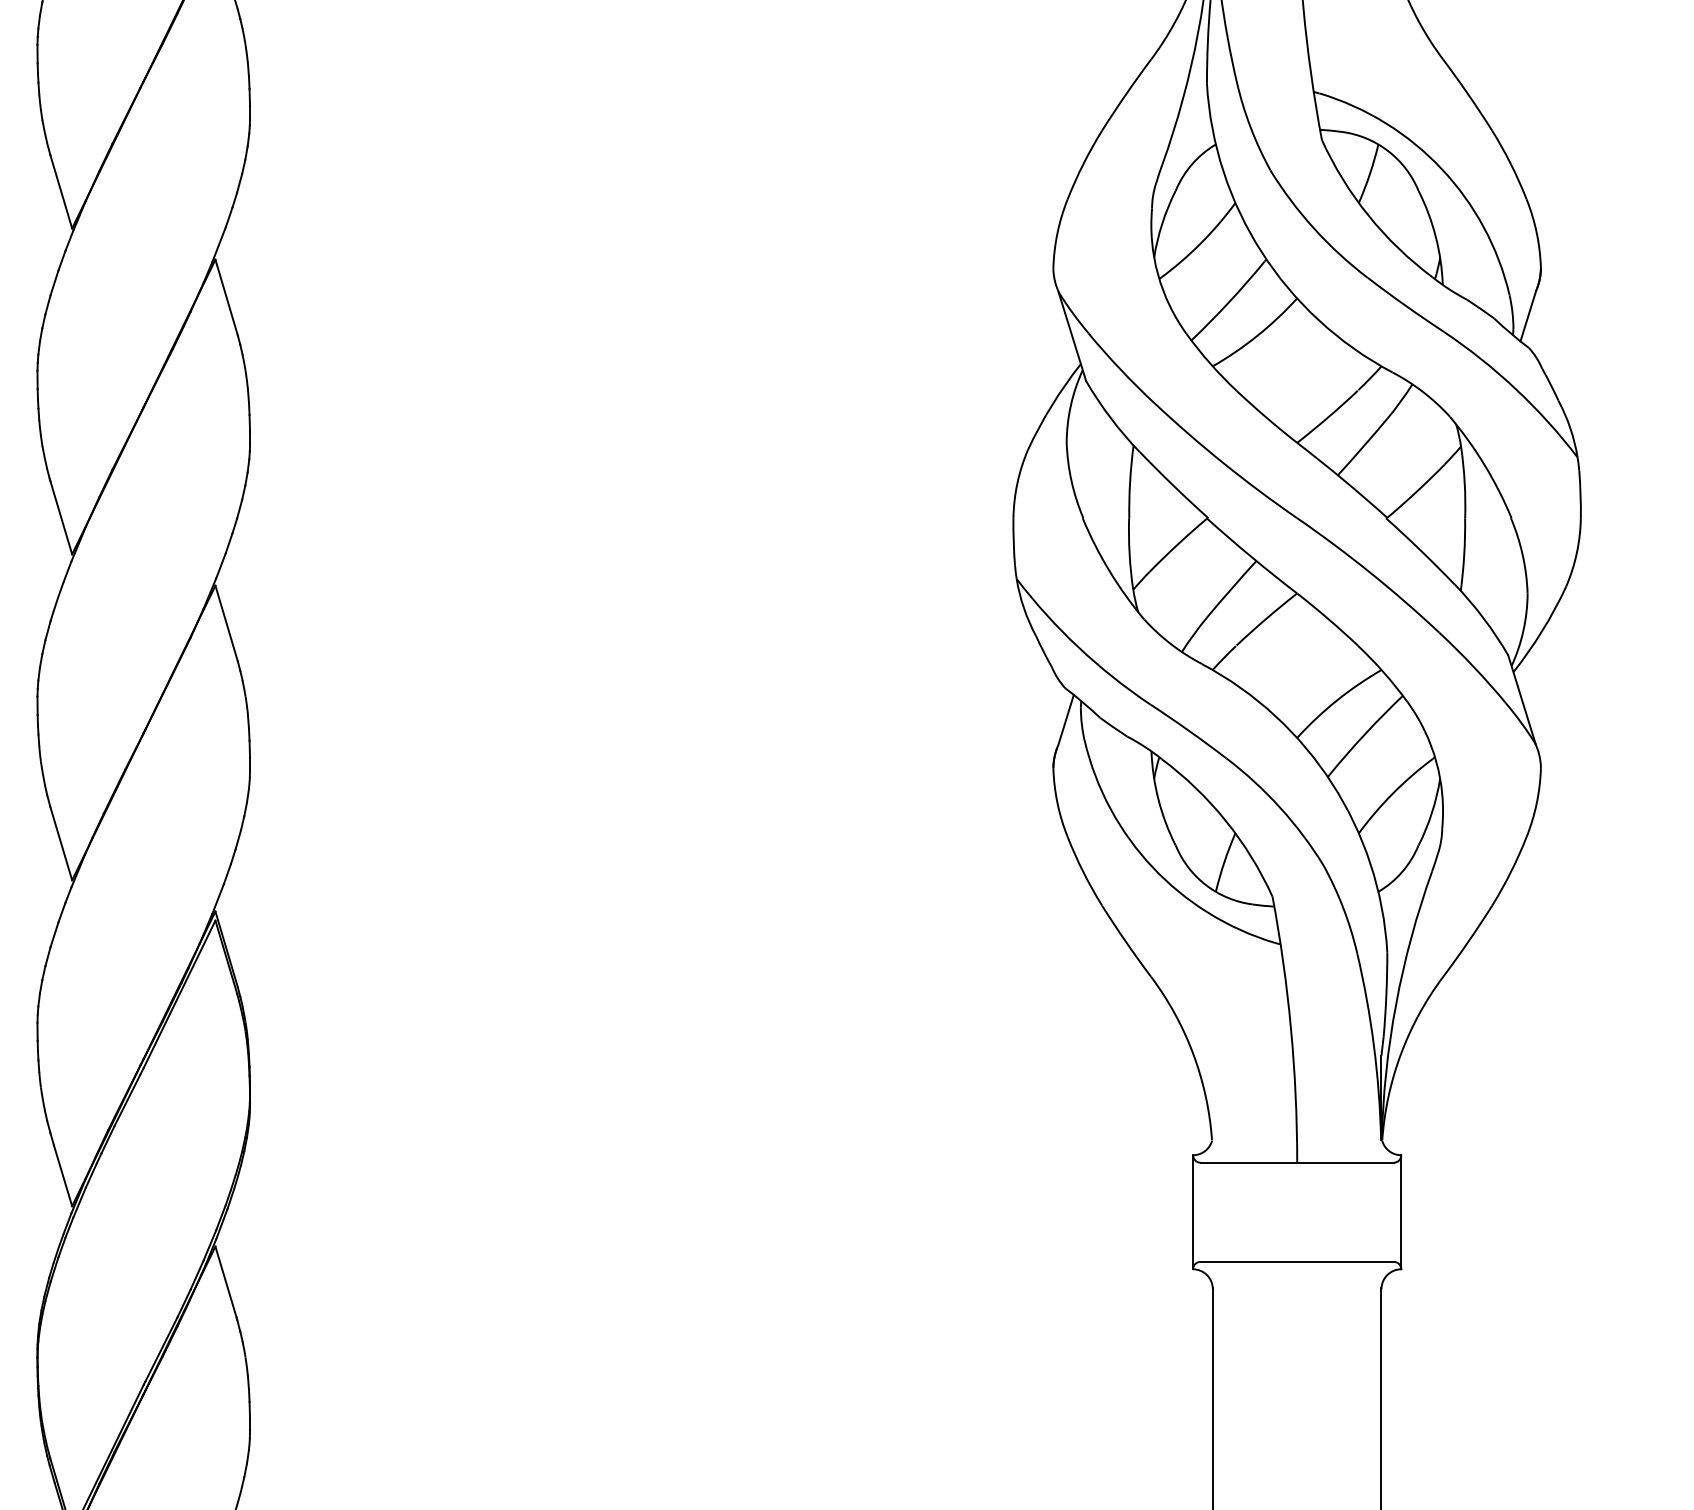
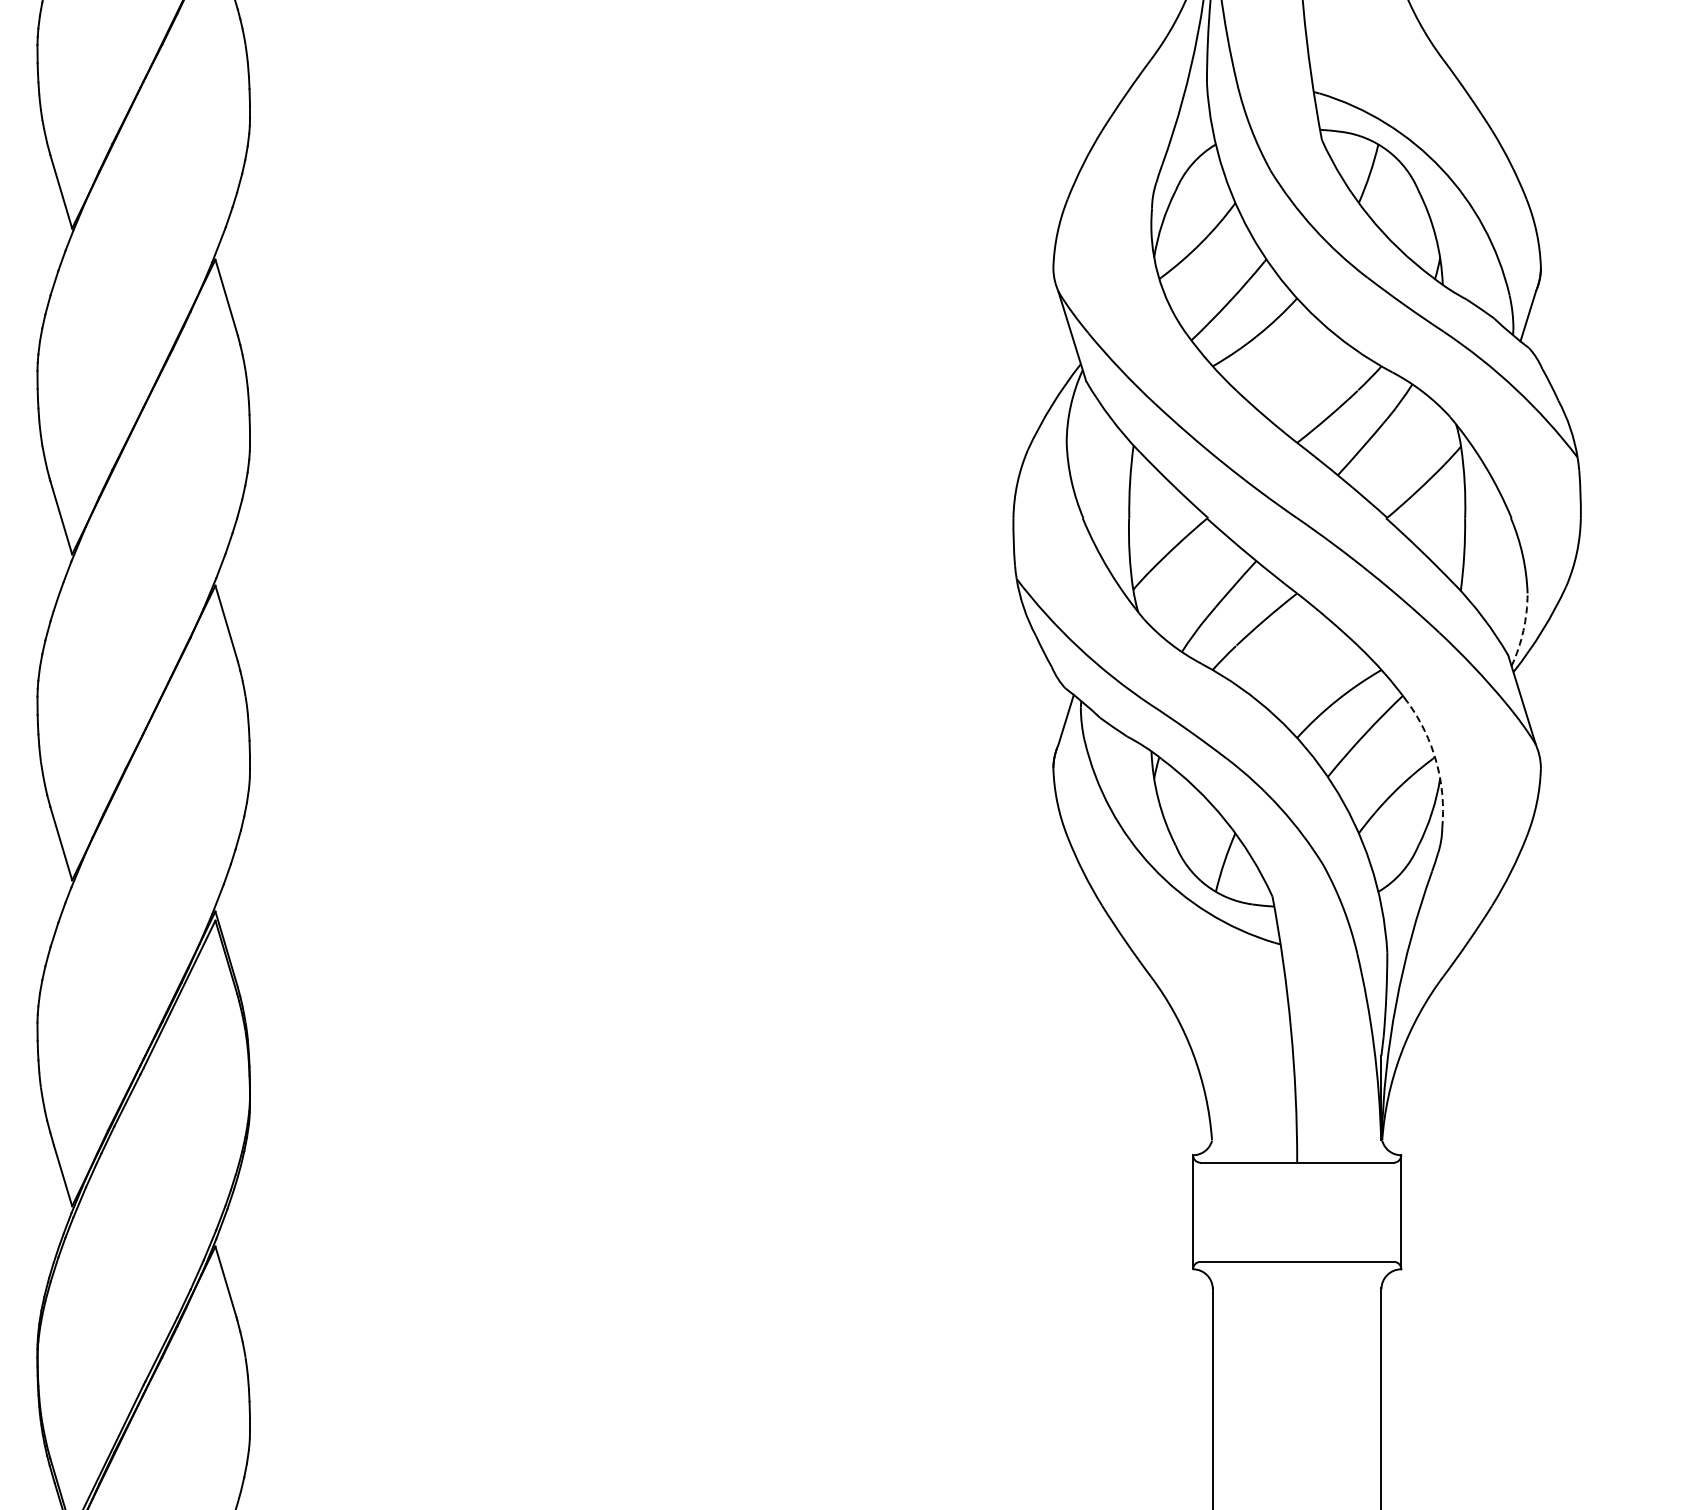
arc: solid -> dashed (1523, 630)
arc: solid -> dashed (1436, 761)
